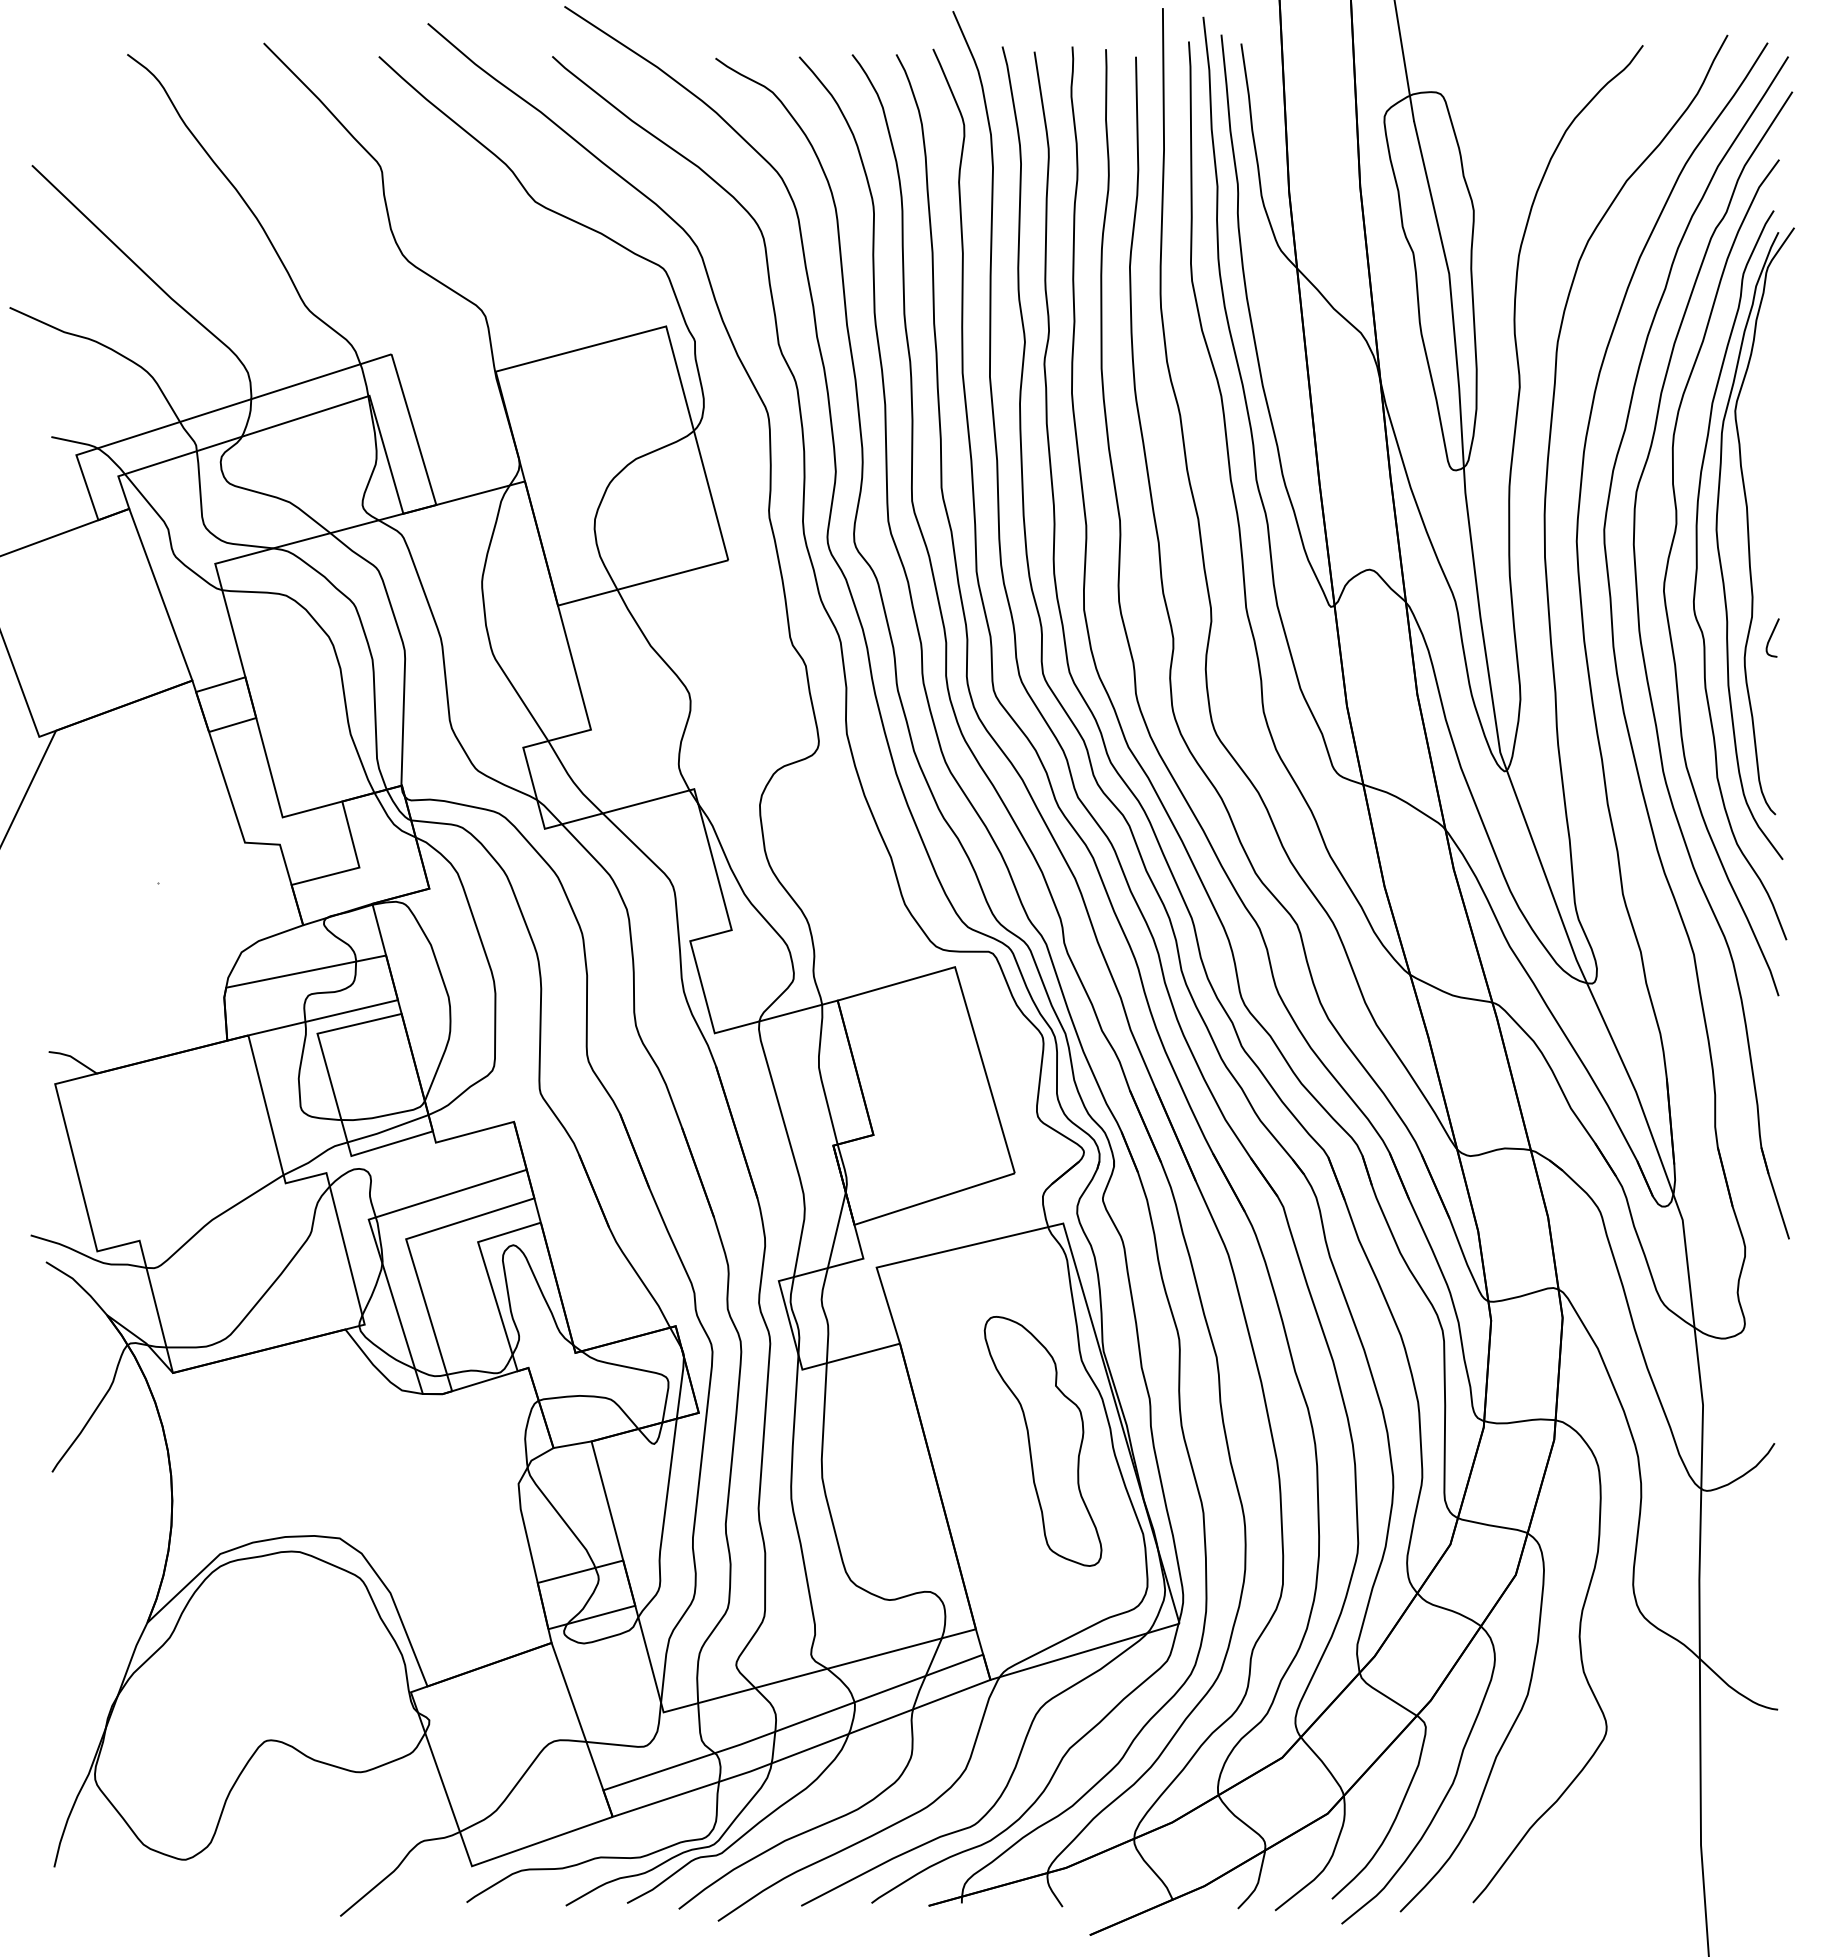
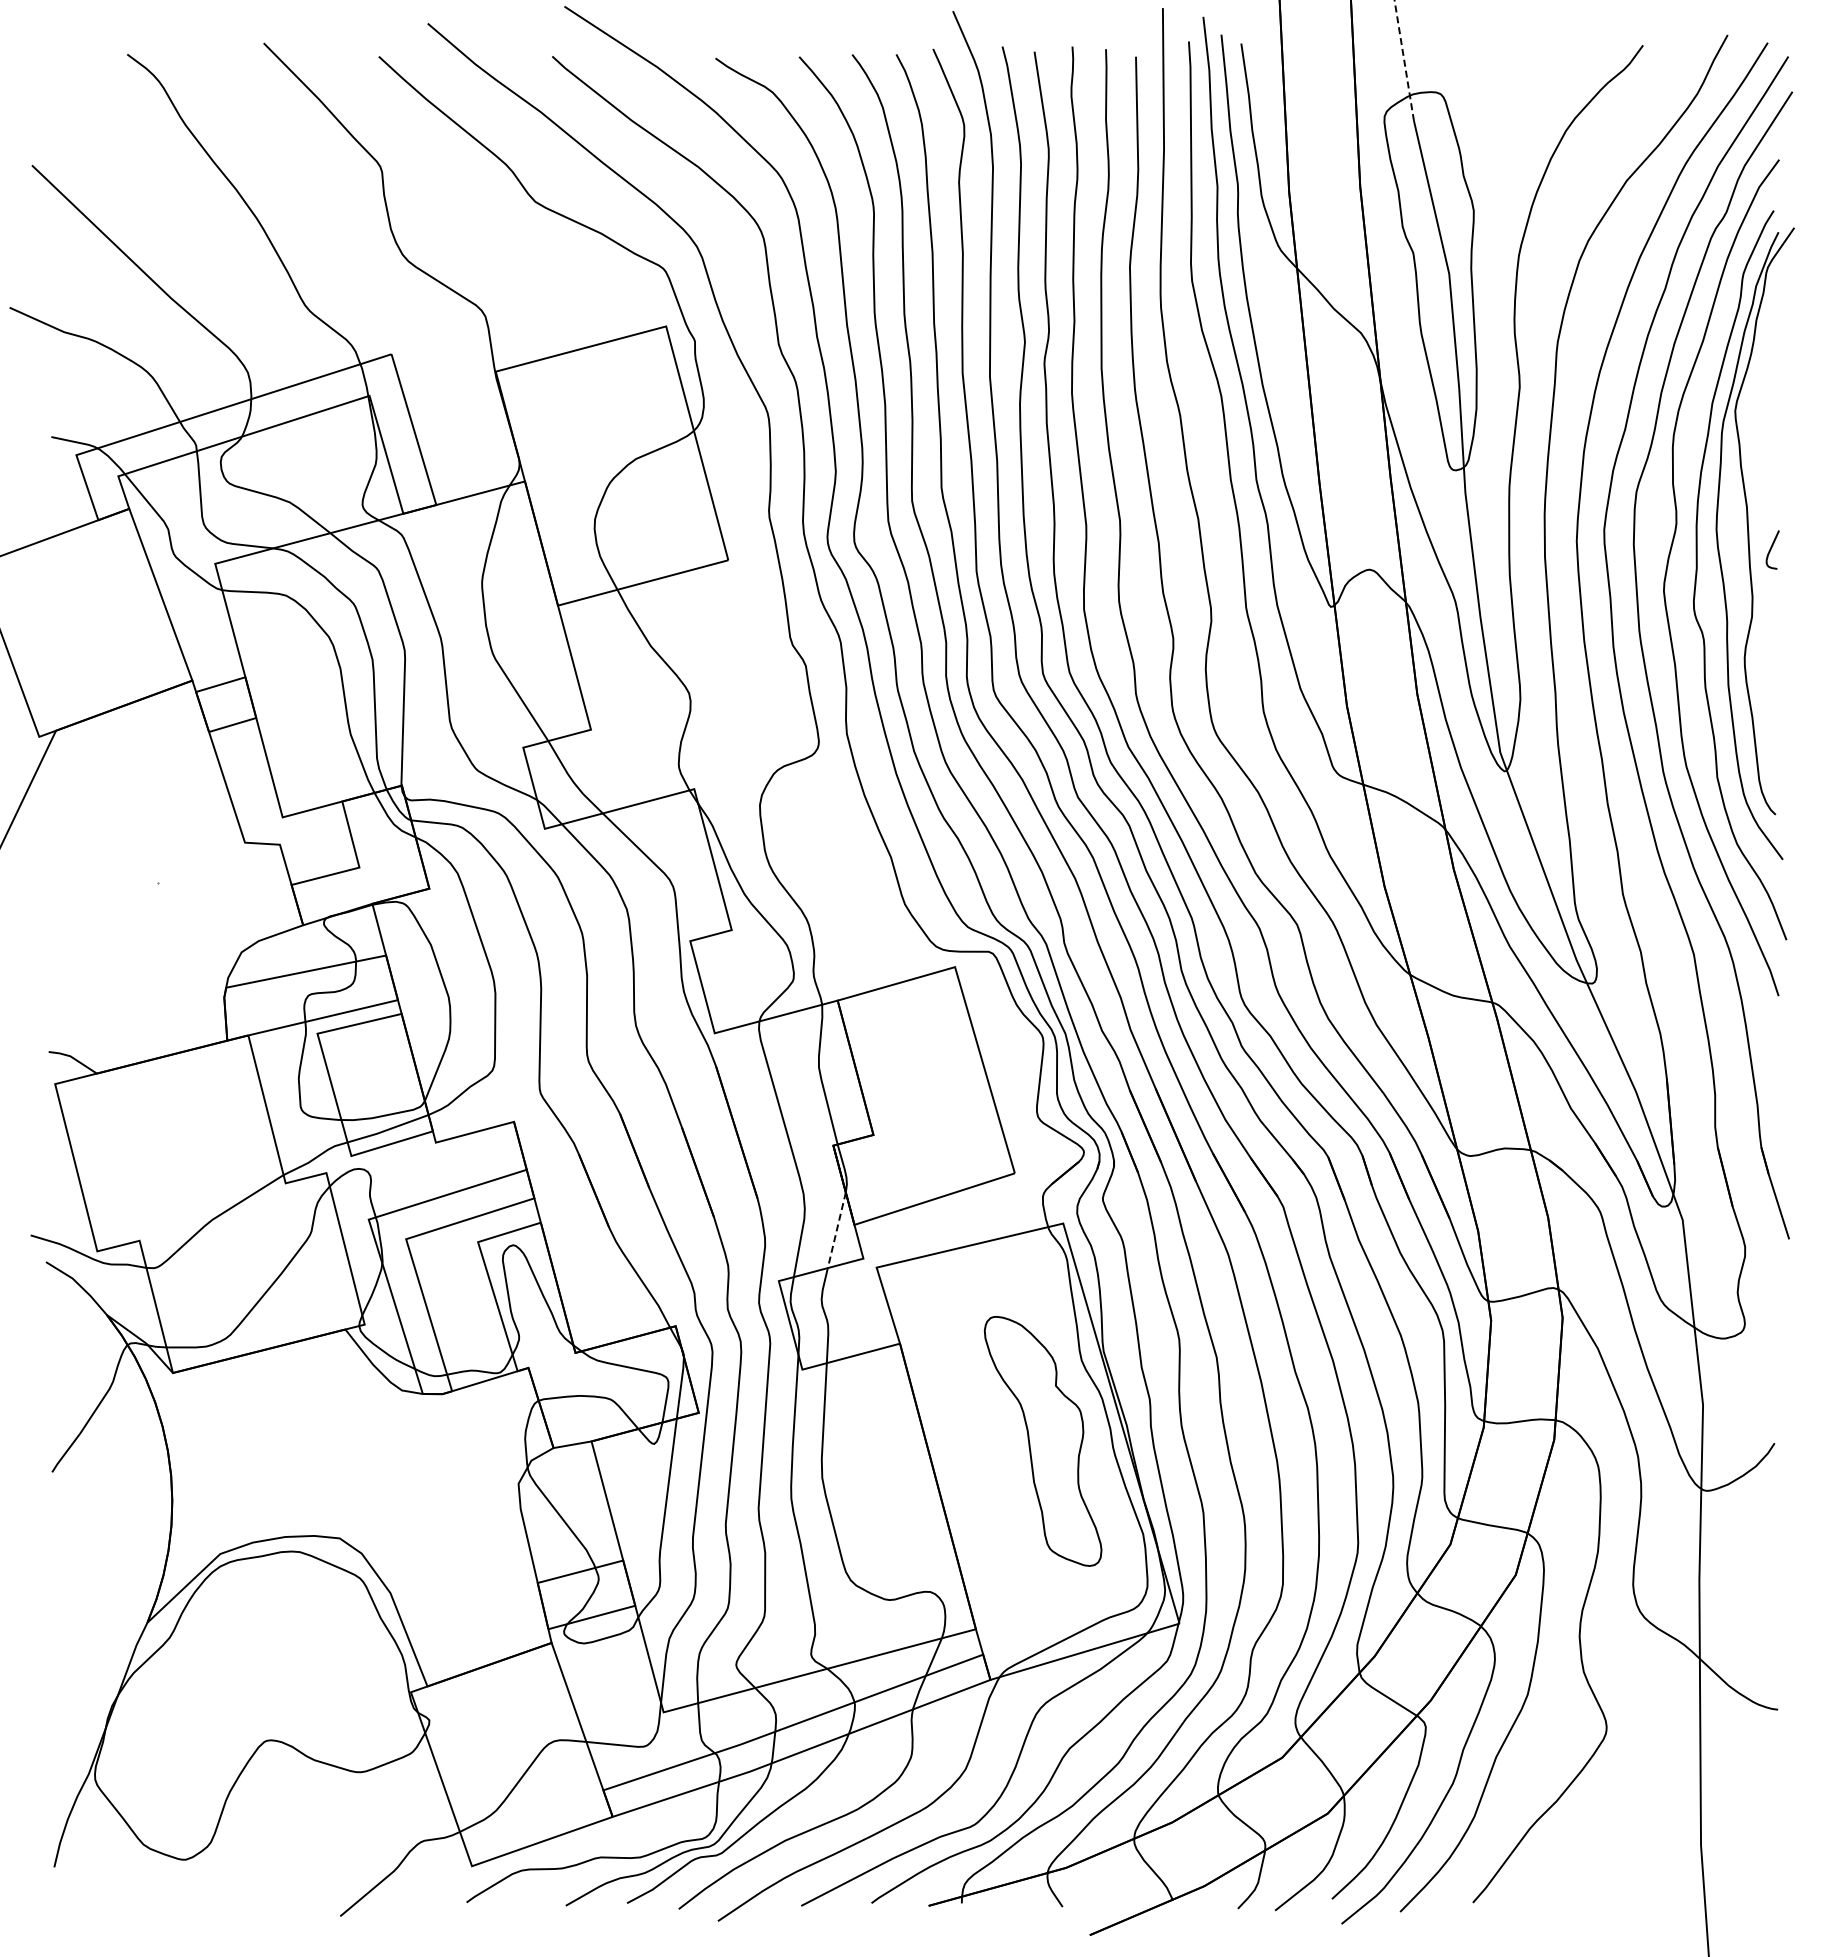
line: solid -> dashed (1404, 60)
curve position: (1771, 637) -> (1771, 549) (1771, 549)
line: solid -> dashed (836, 1230)
